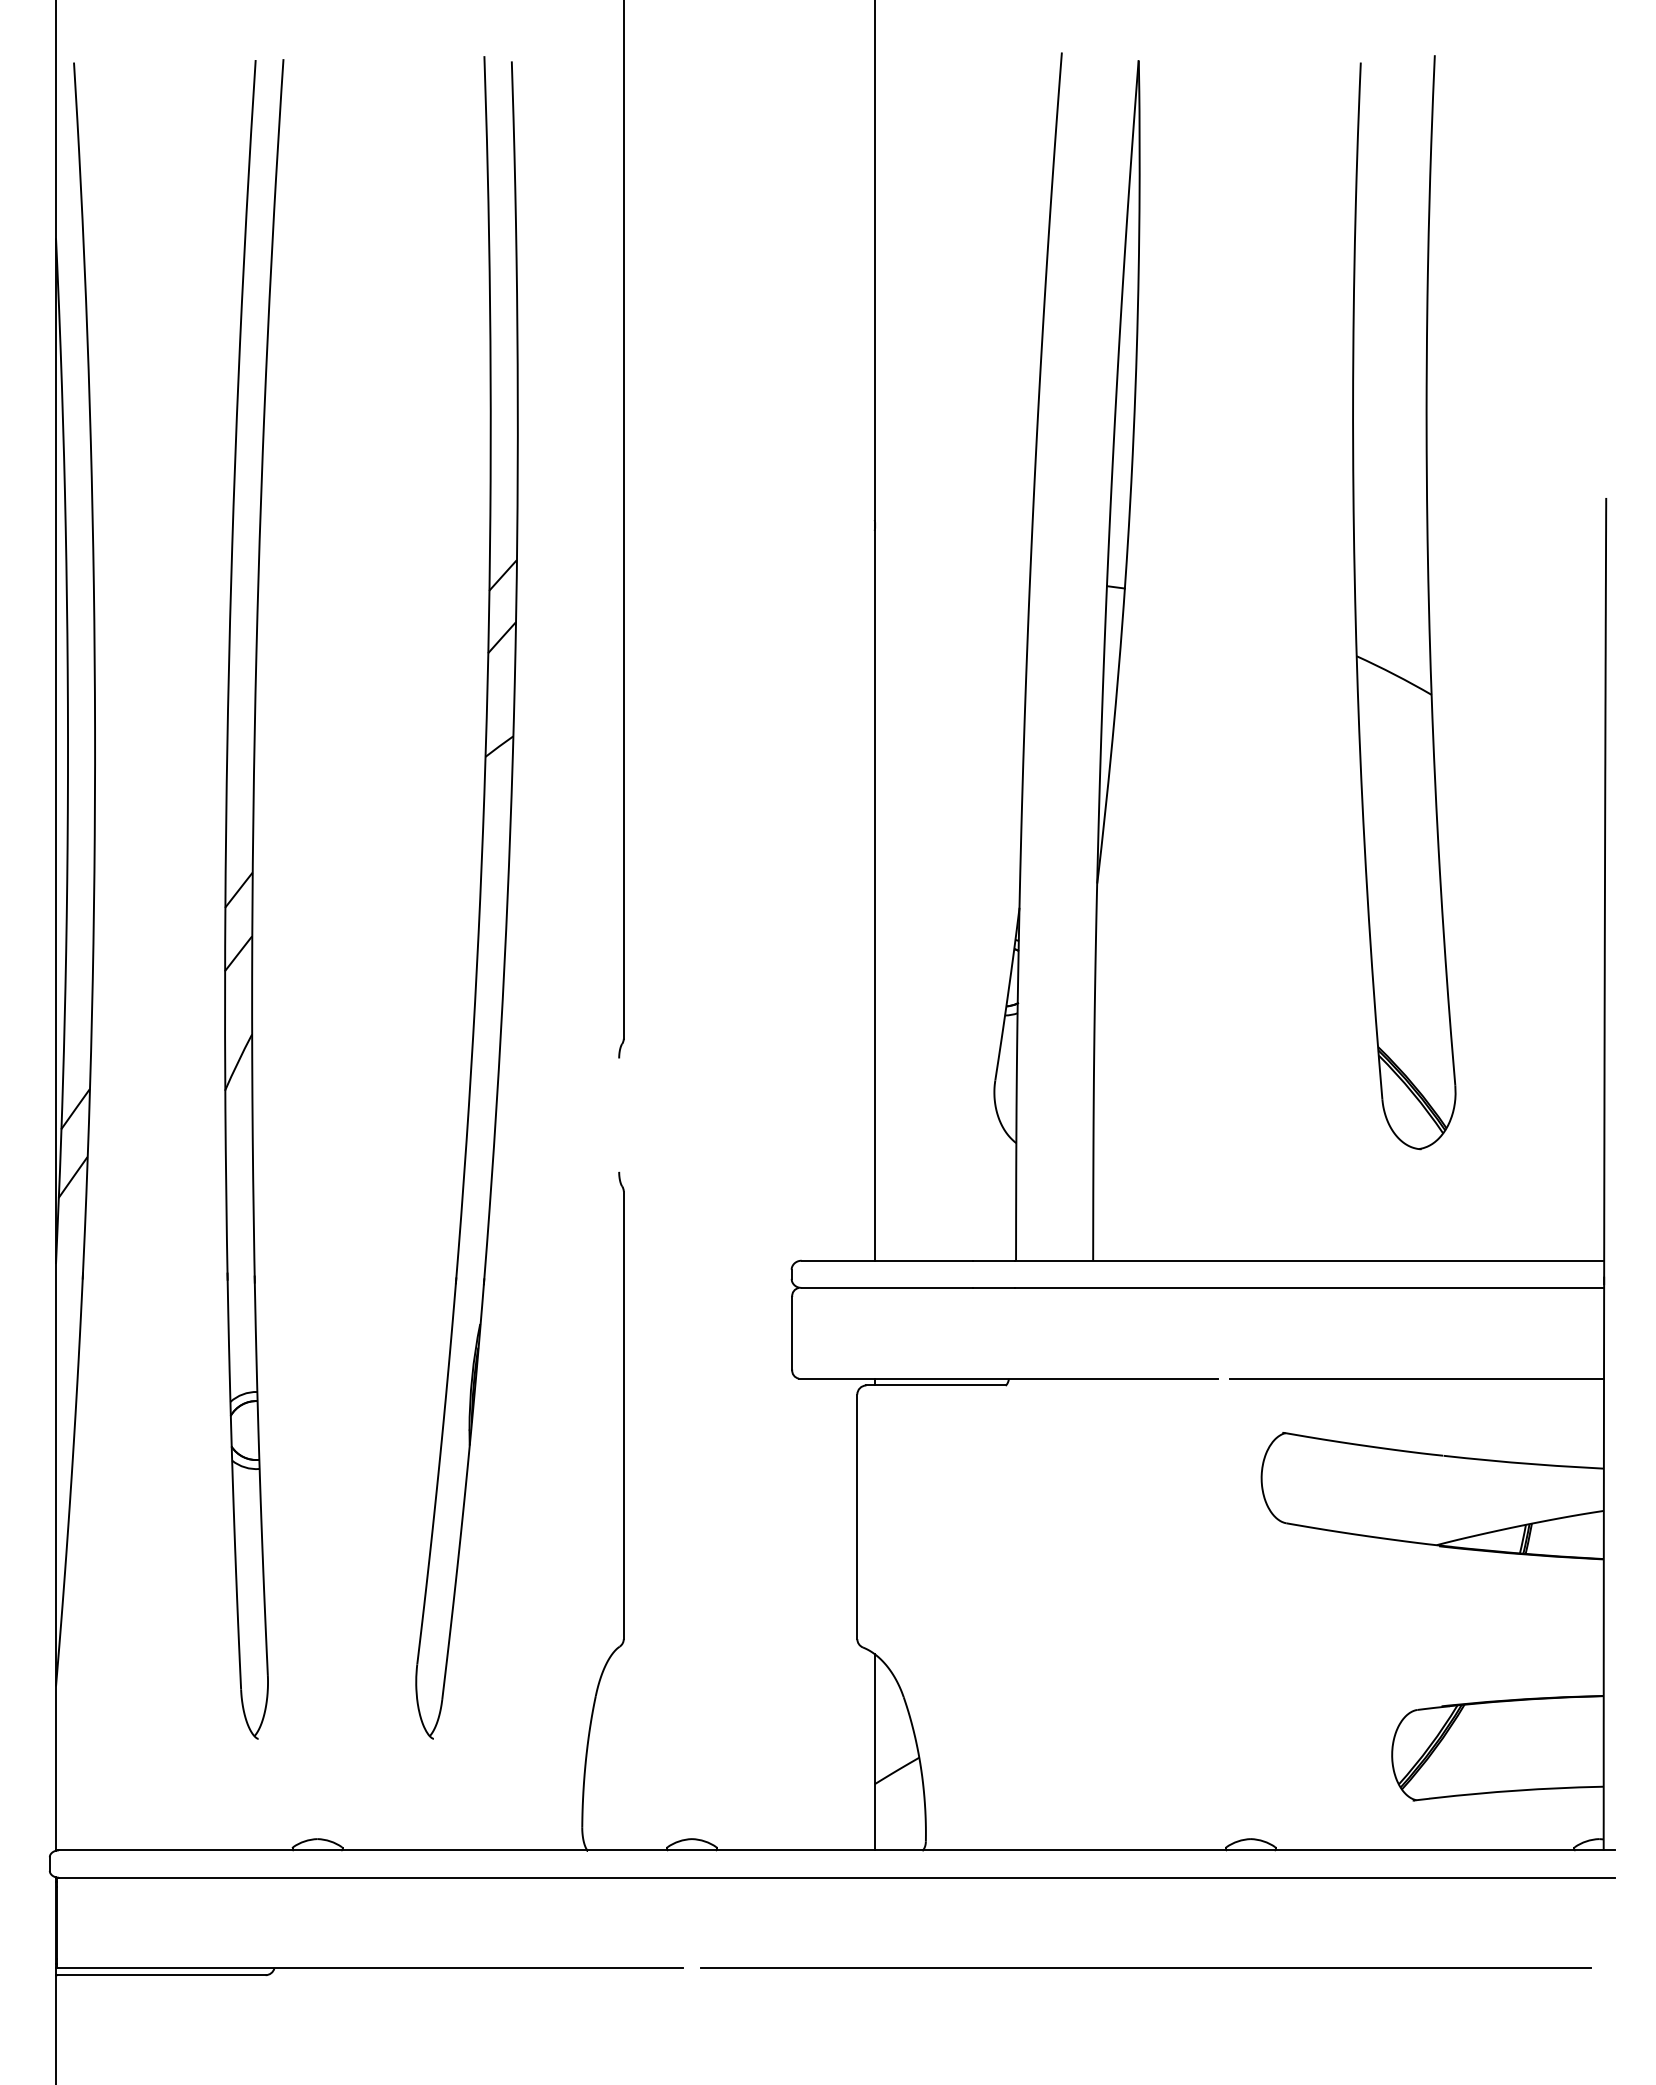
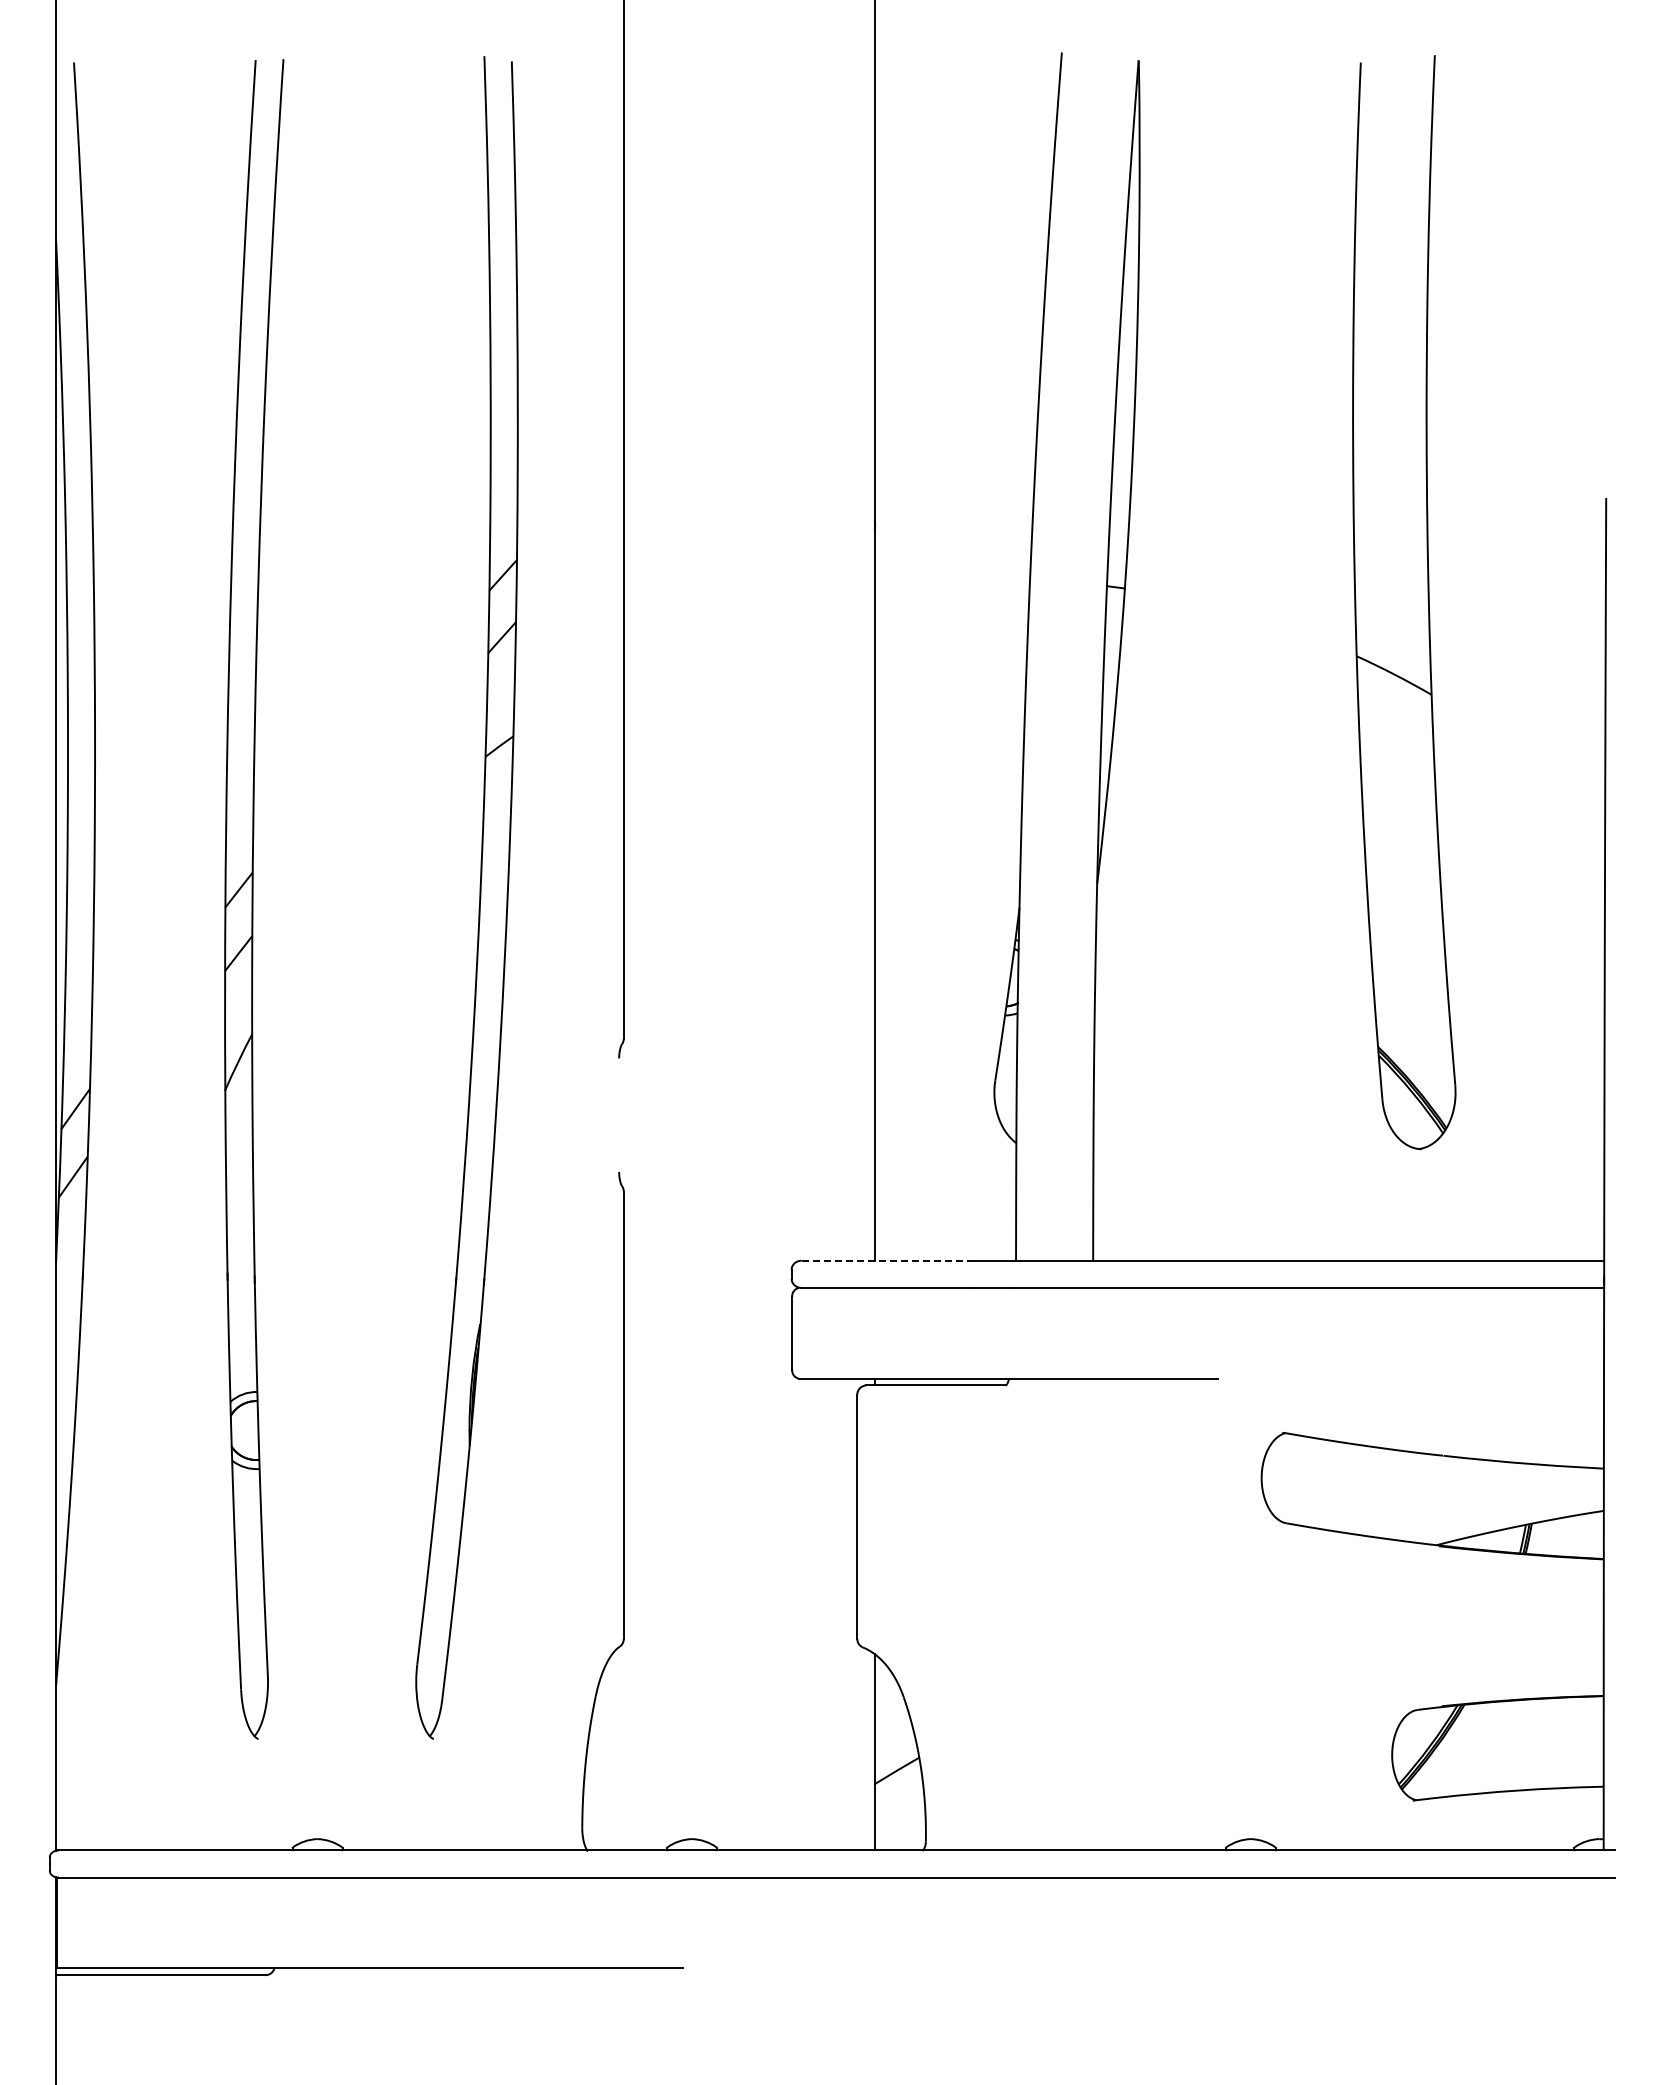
line: solid -> dashed (887, 1260)
line: present -> none (1416, 1378)
line: present -> none (1145, 1968)
